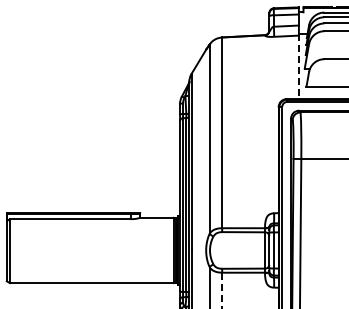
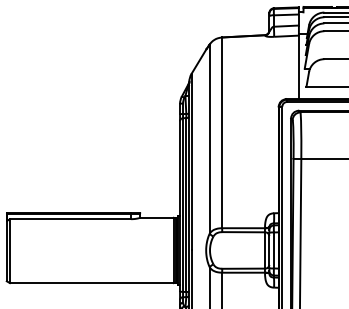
line: dashed -> solid (298, 66)
line: dashed -> solid (222, 290)
